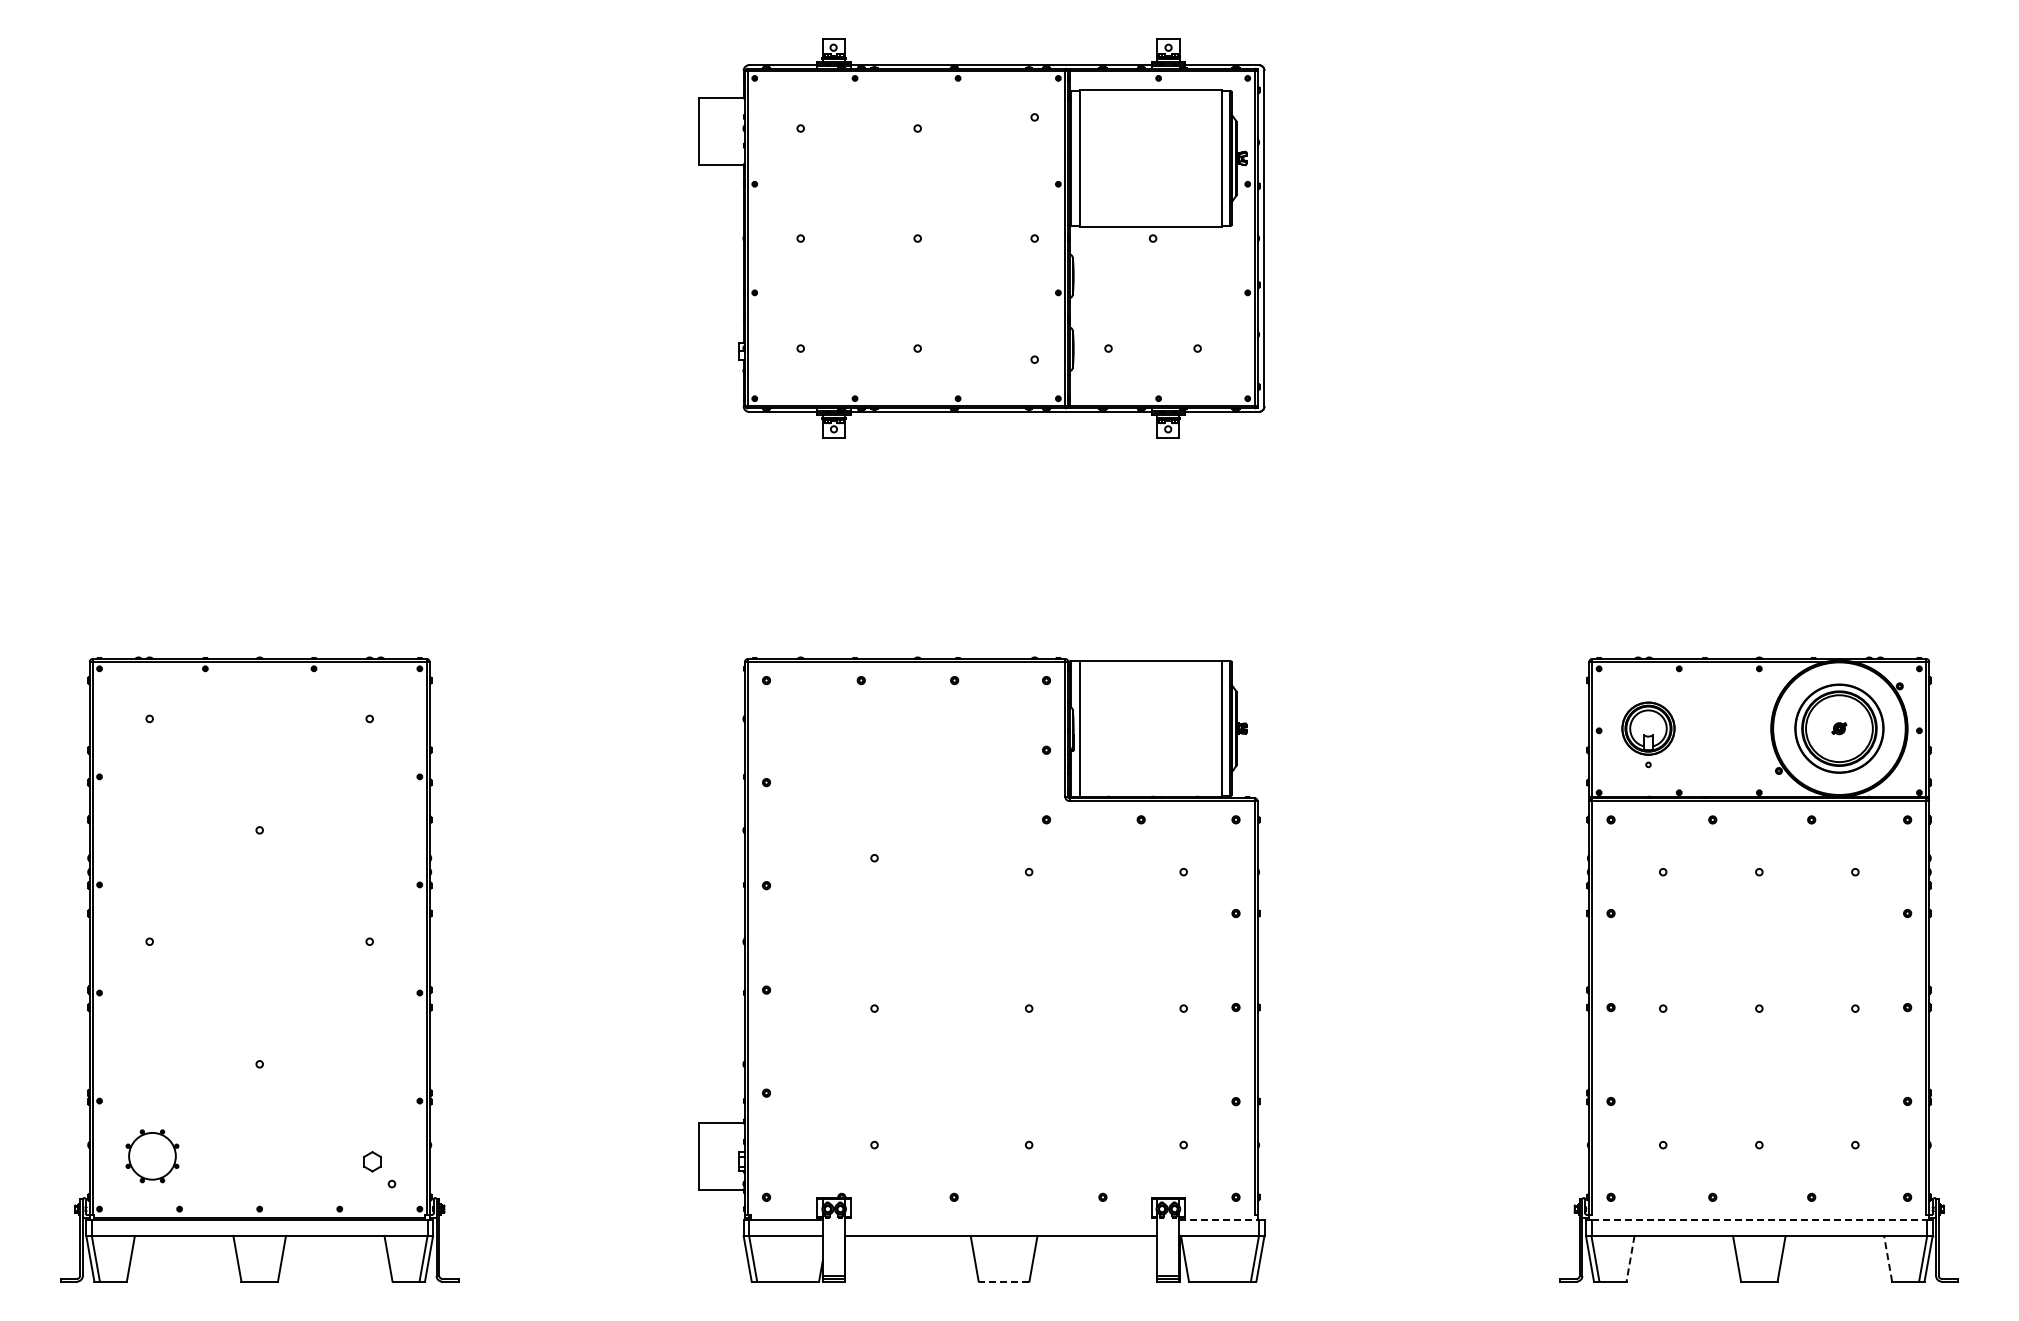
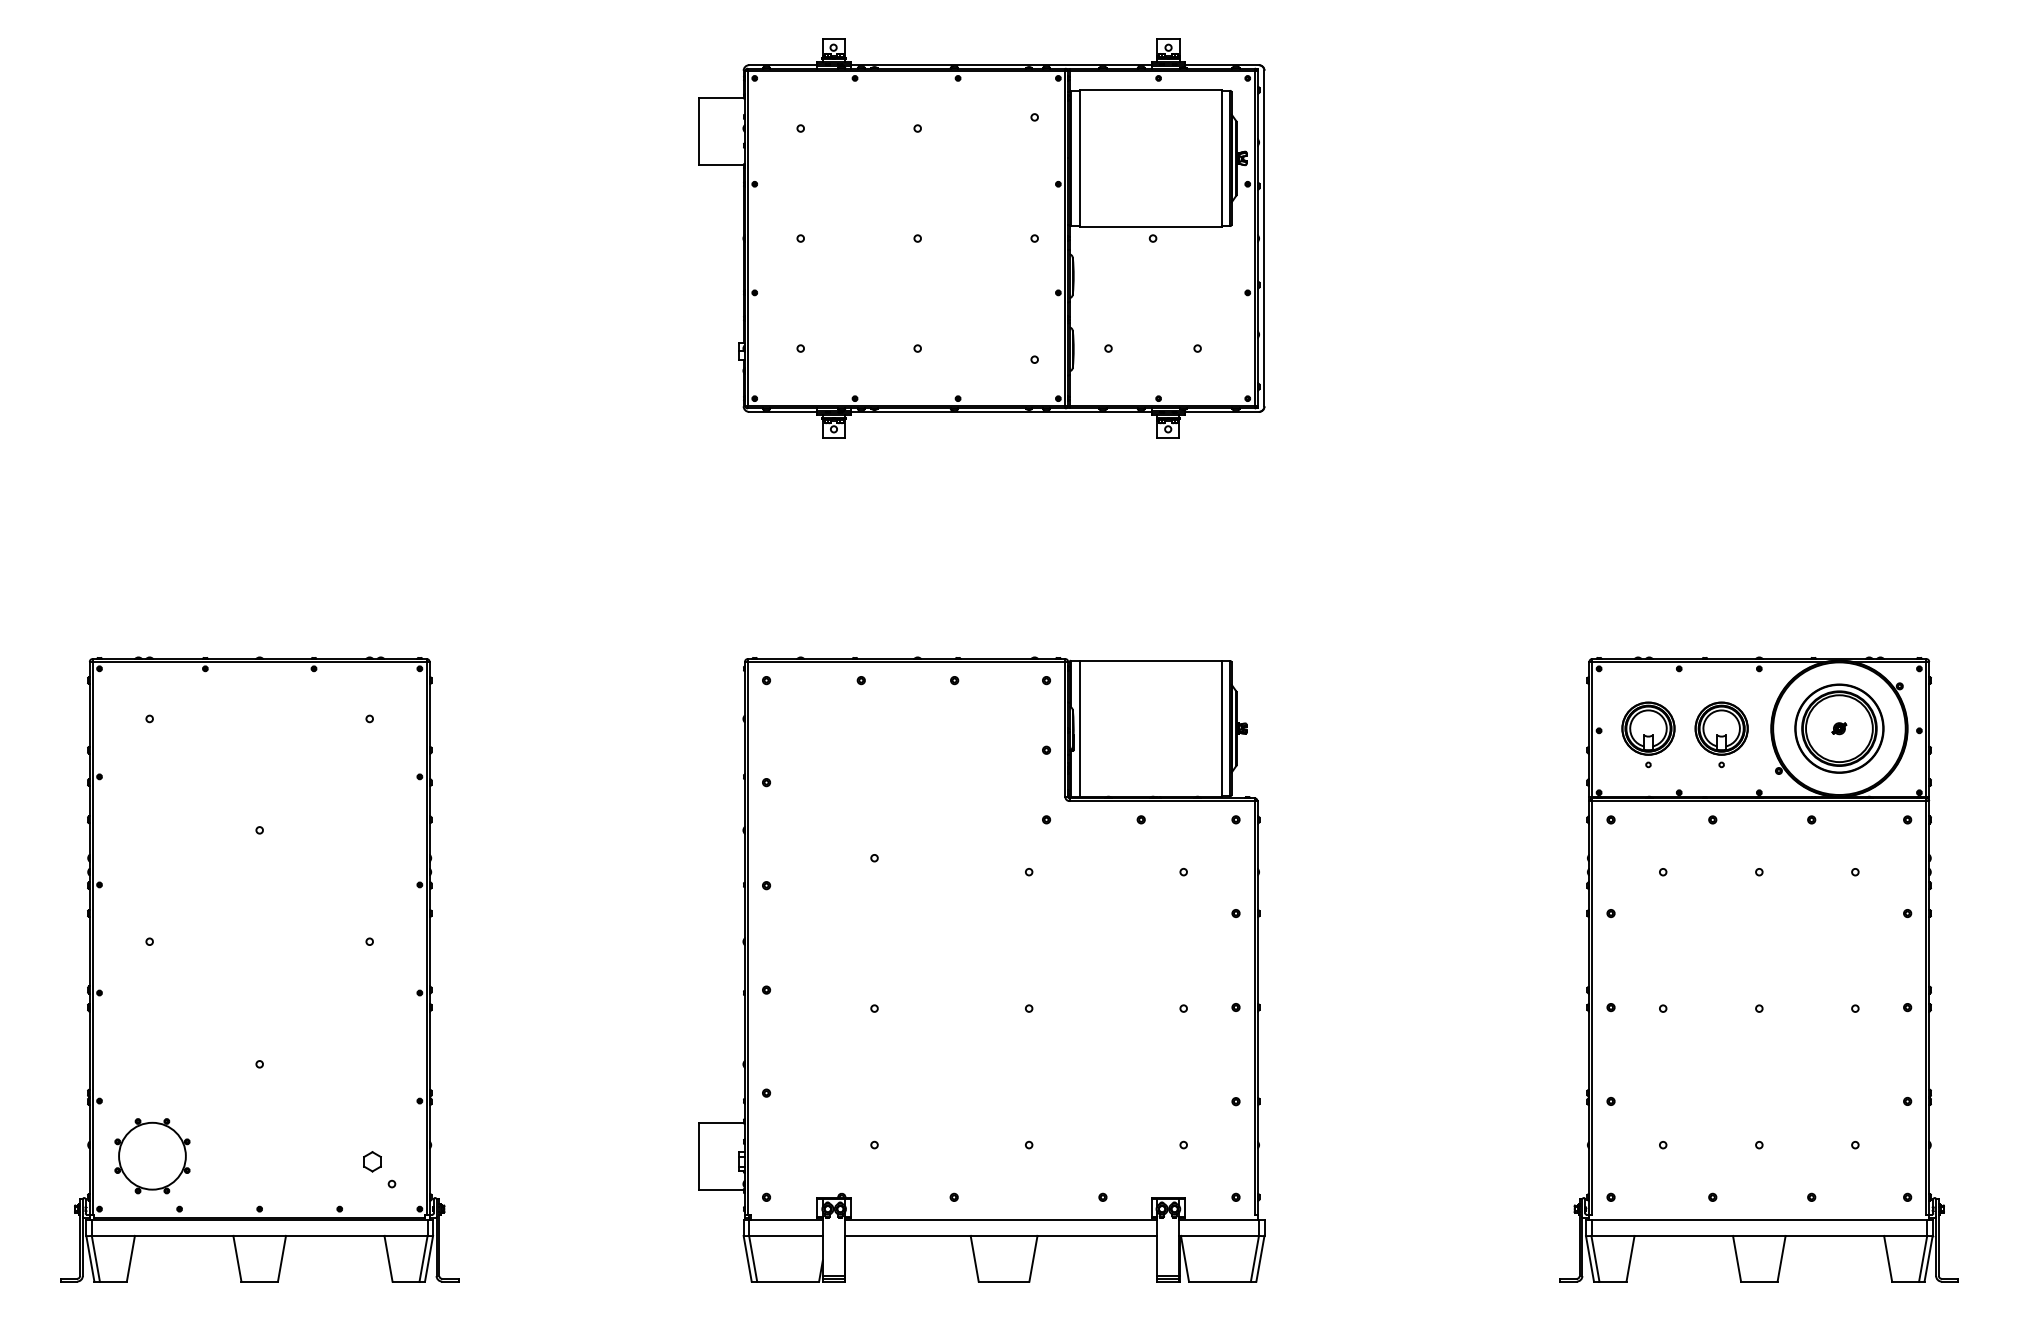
part: none -> present (1721, 734)
part size: 55x55 px -> 77x77 px (152, 1156)
line: none -> present (1001, 1220)
line: dashed -> solid (1219, 1220)
line: dashed -> solid (1759, 1220)
line: dashed -> solid (1888, 1258)
line: dashed -> solid (1630, 1259)
line: dashed -> solid (1003, 1281)
